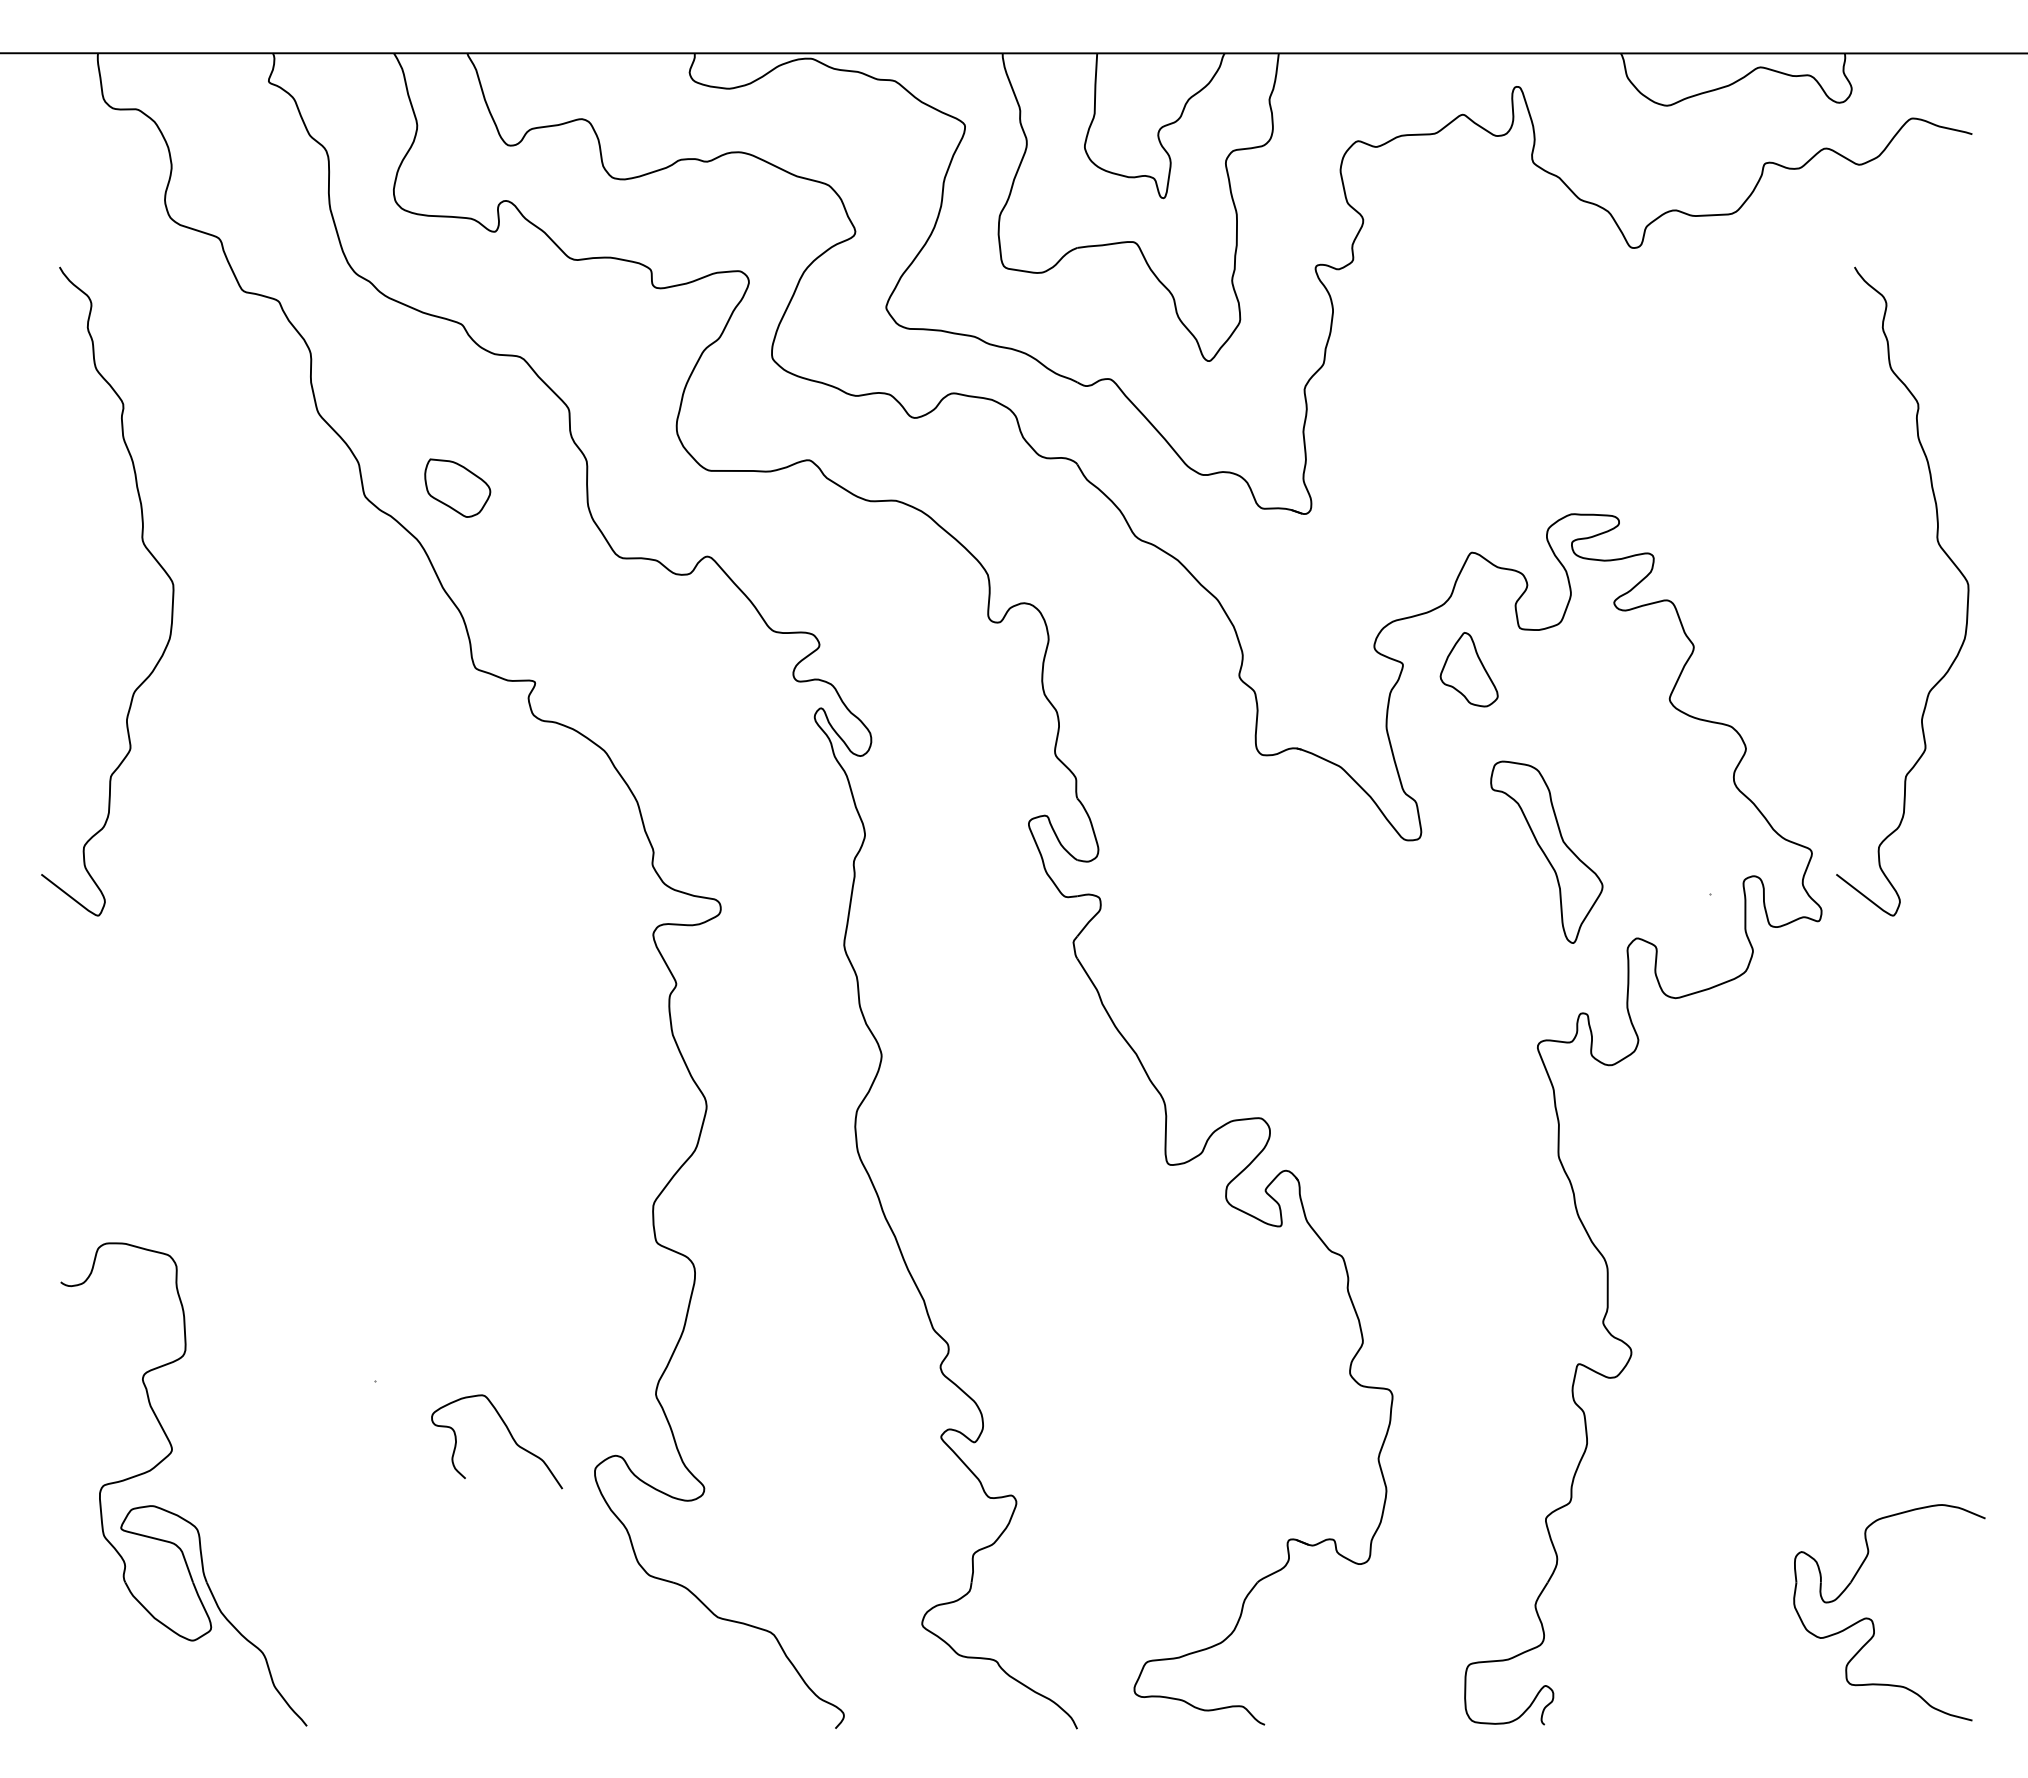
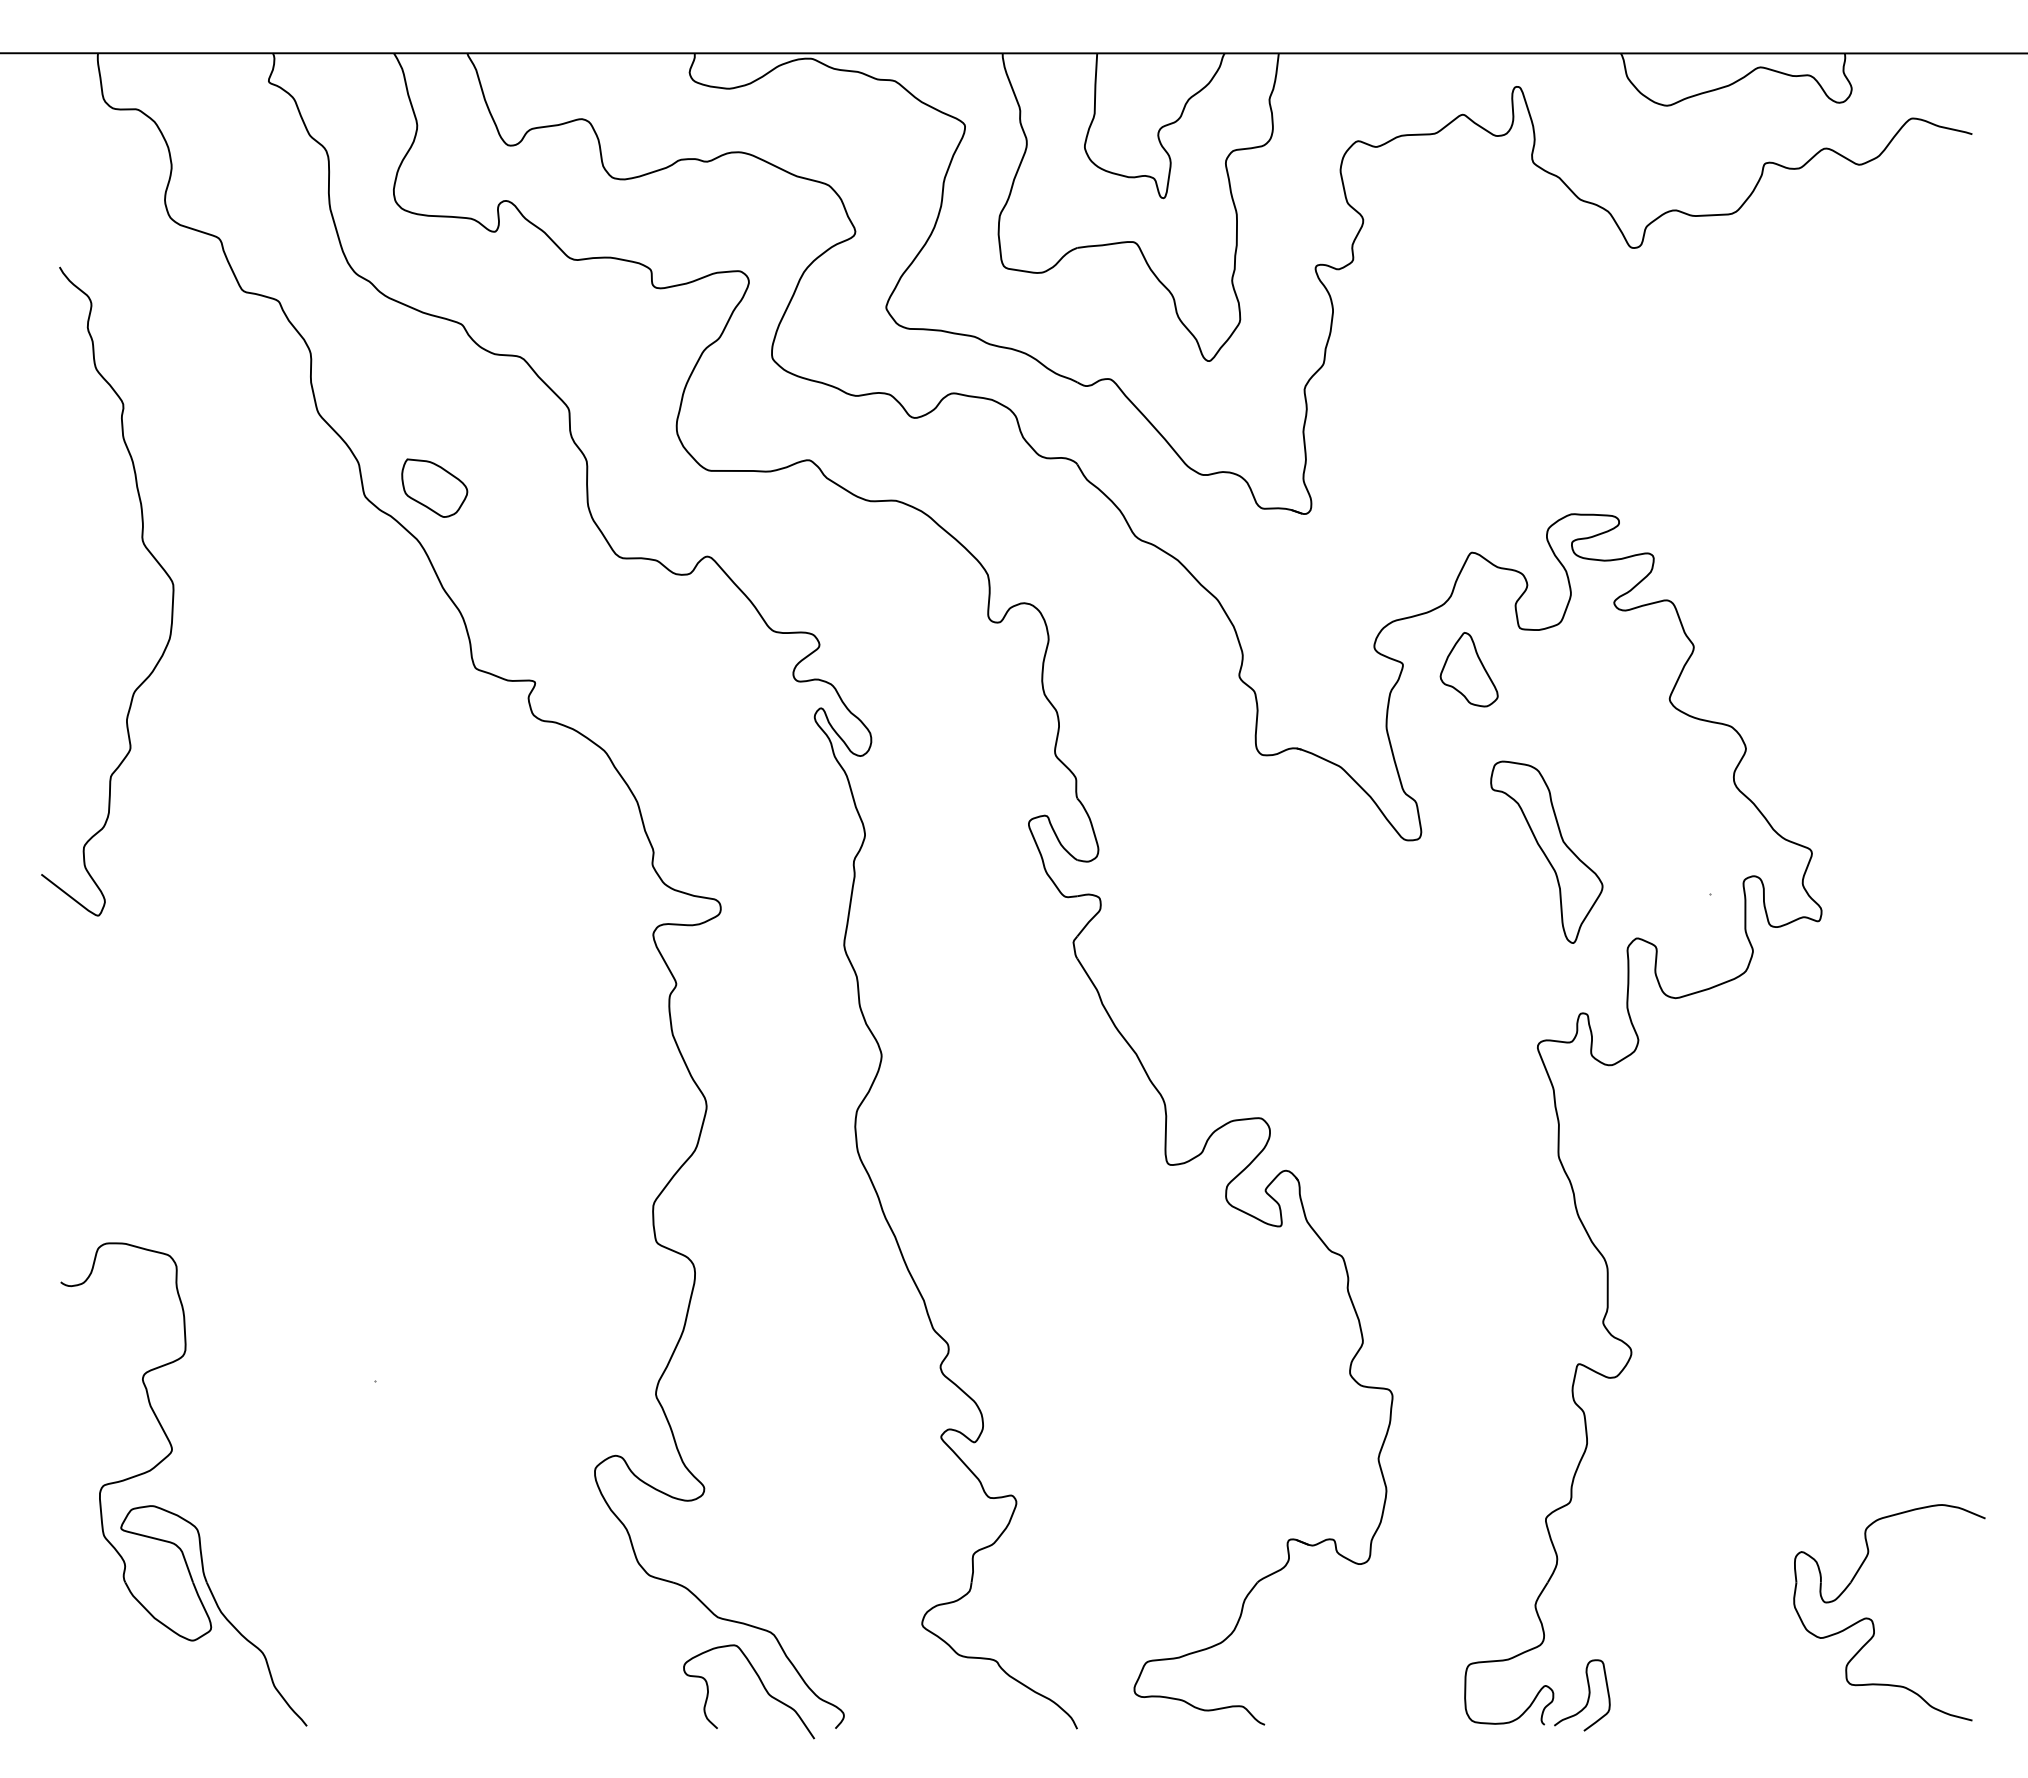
part position: (457, 487) -> (434, 487) (434, 487)
curve: present -> none (1947, 557)
curve position: (509, 1434) -> (761, 1684) (761, 1684)
curve: none -> present (1587, 1698)
